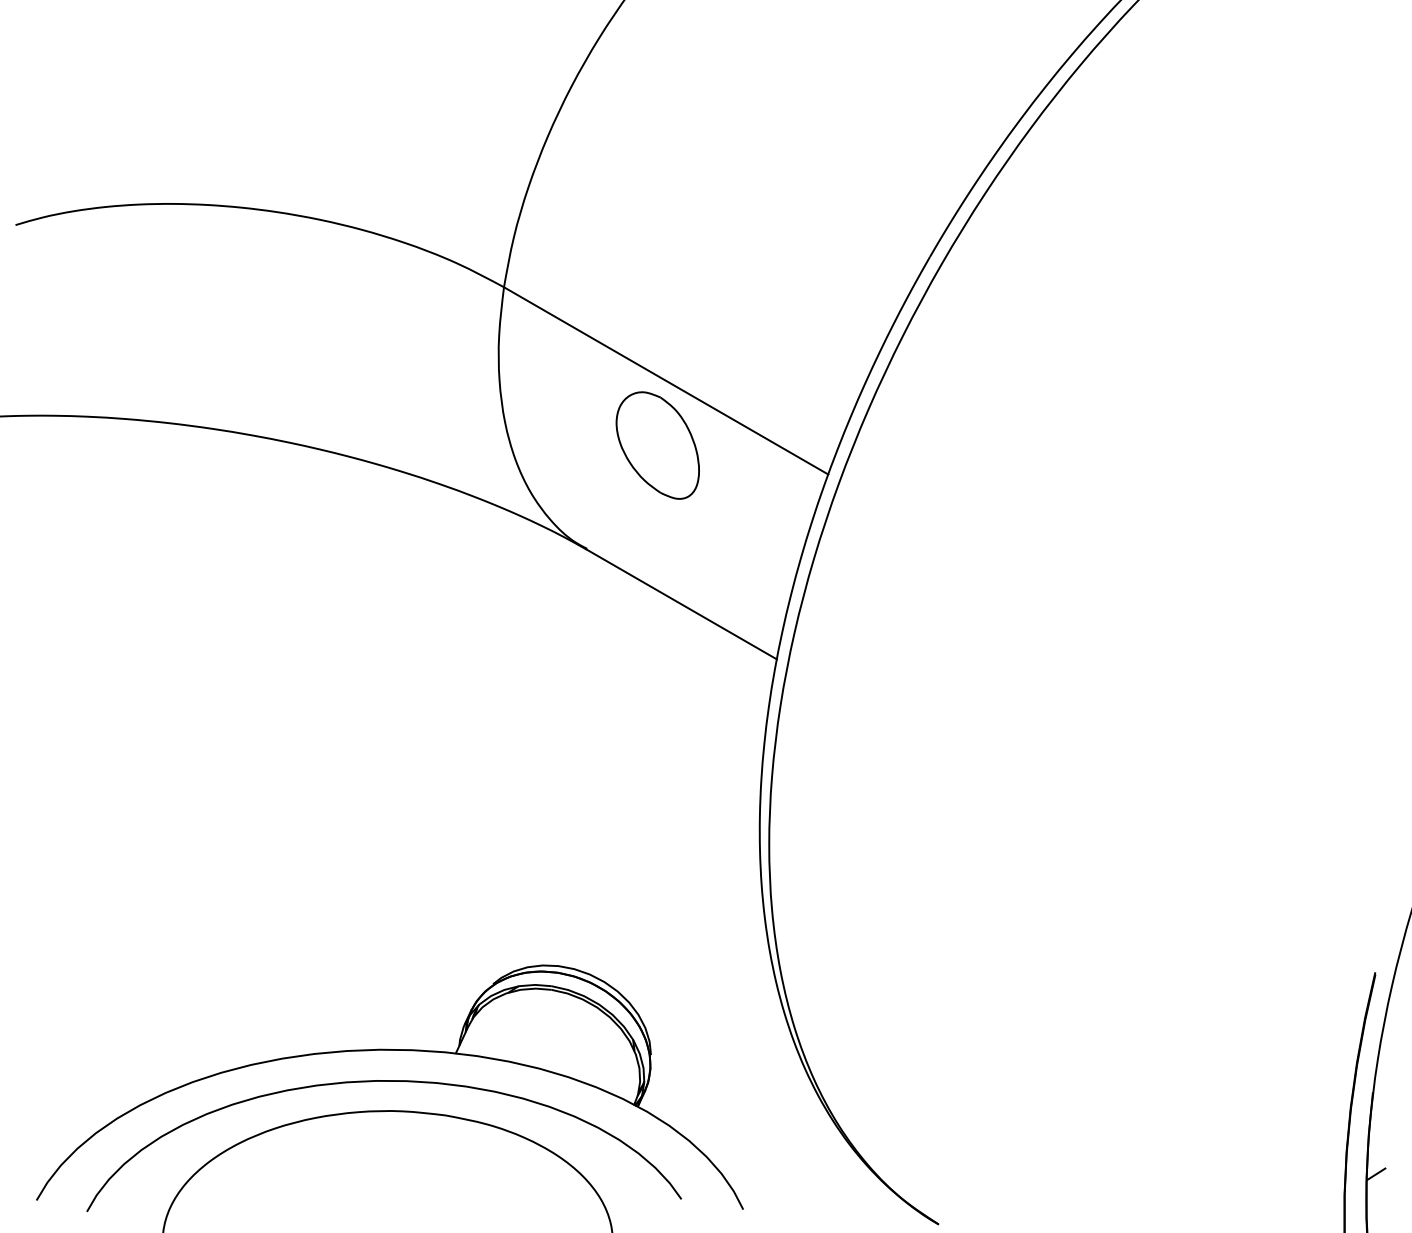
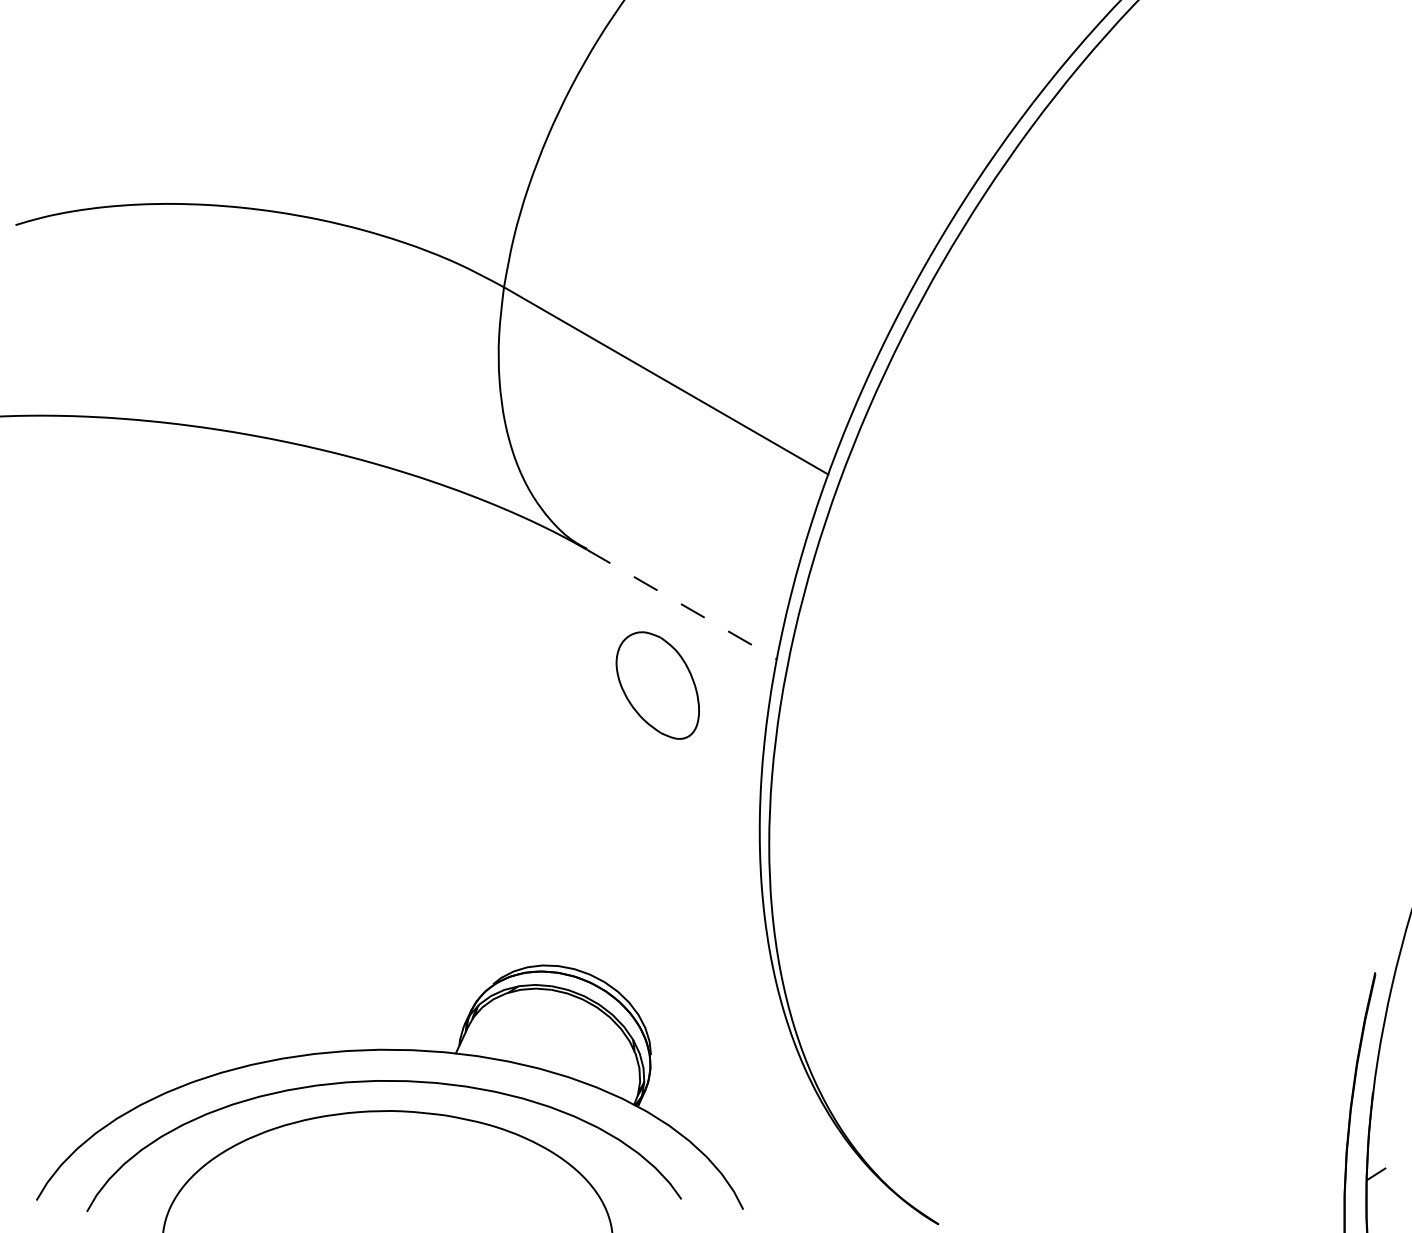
part position: (657, 445) -> (657, 685) (657, 685)
line: solid -> dashed (681, 604)
